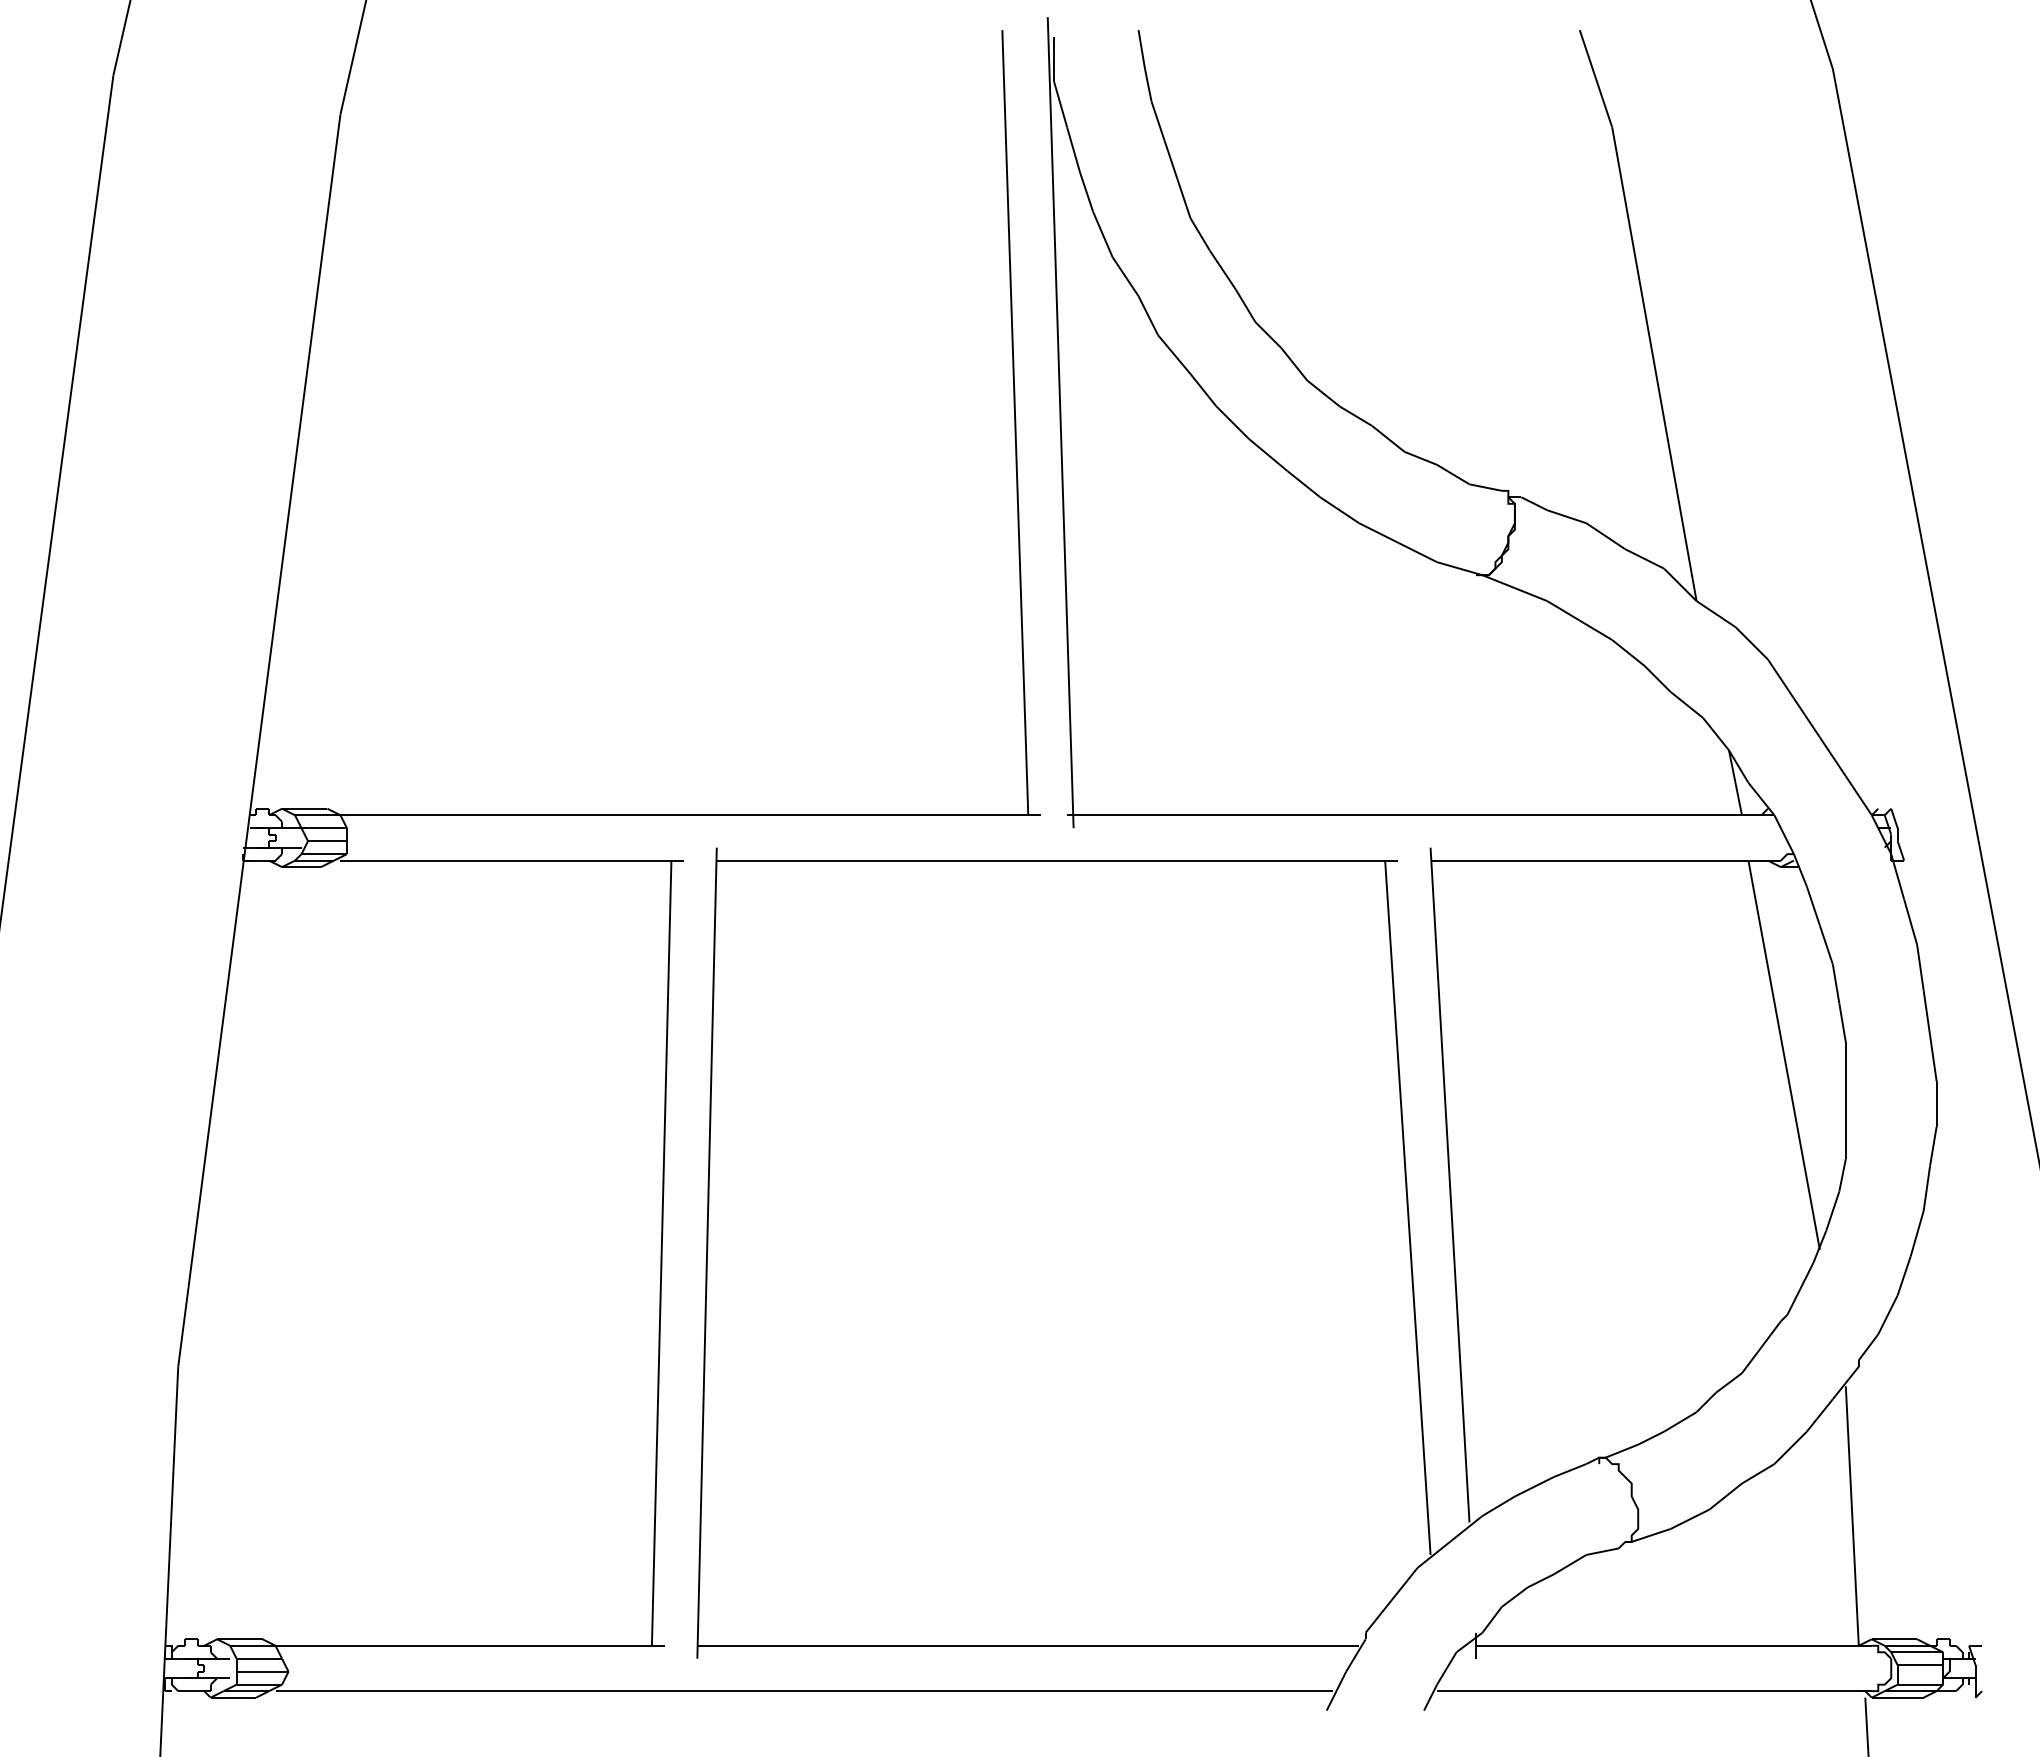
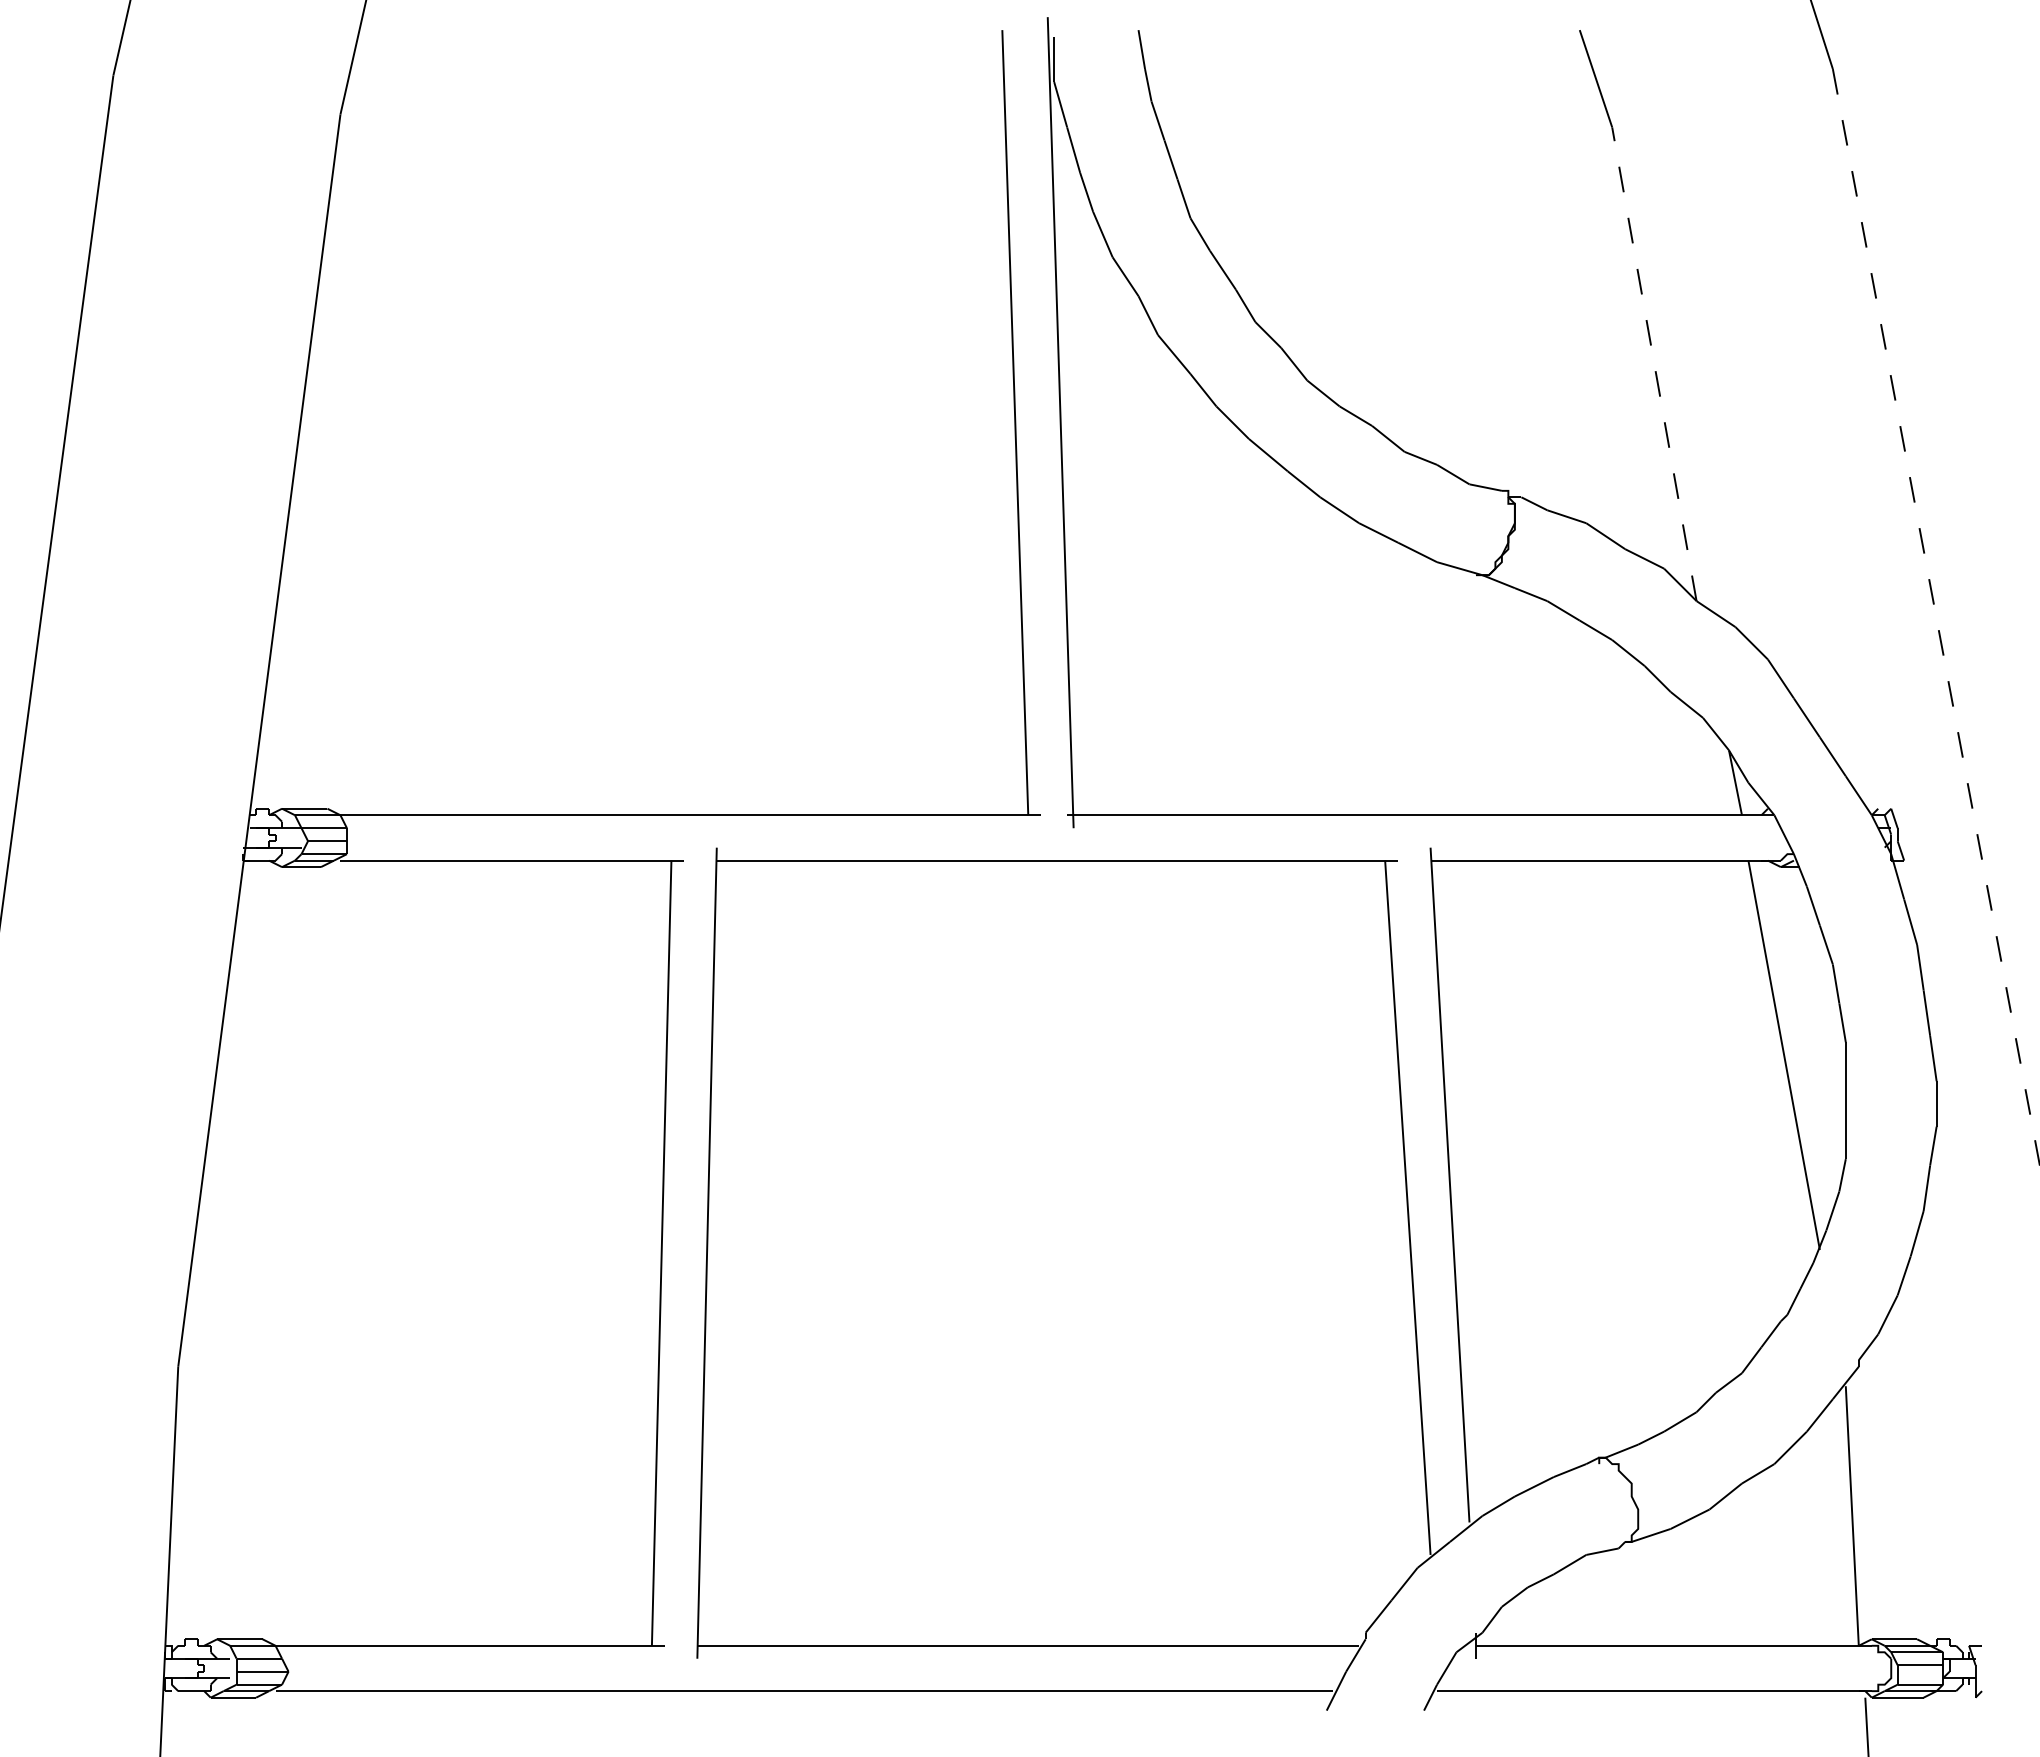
line: solid -> dashed (1654, 364)
line: solid -> dashed (1936, 618)
